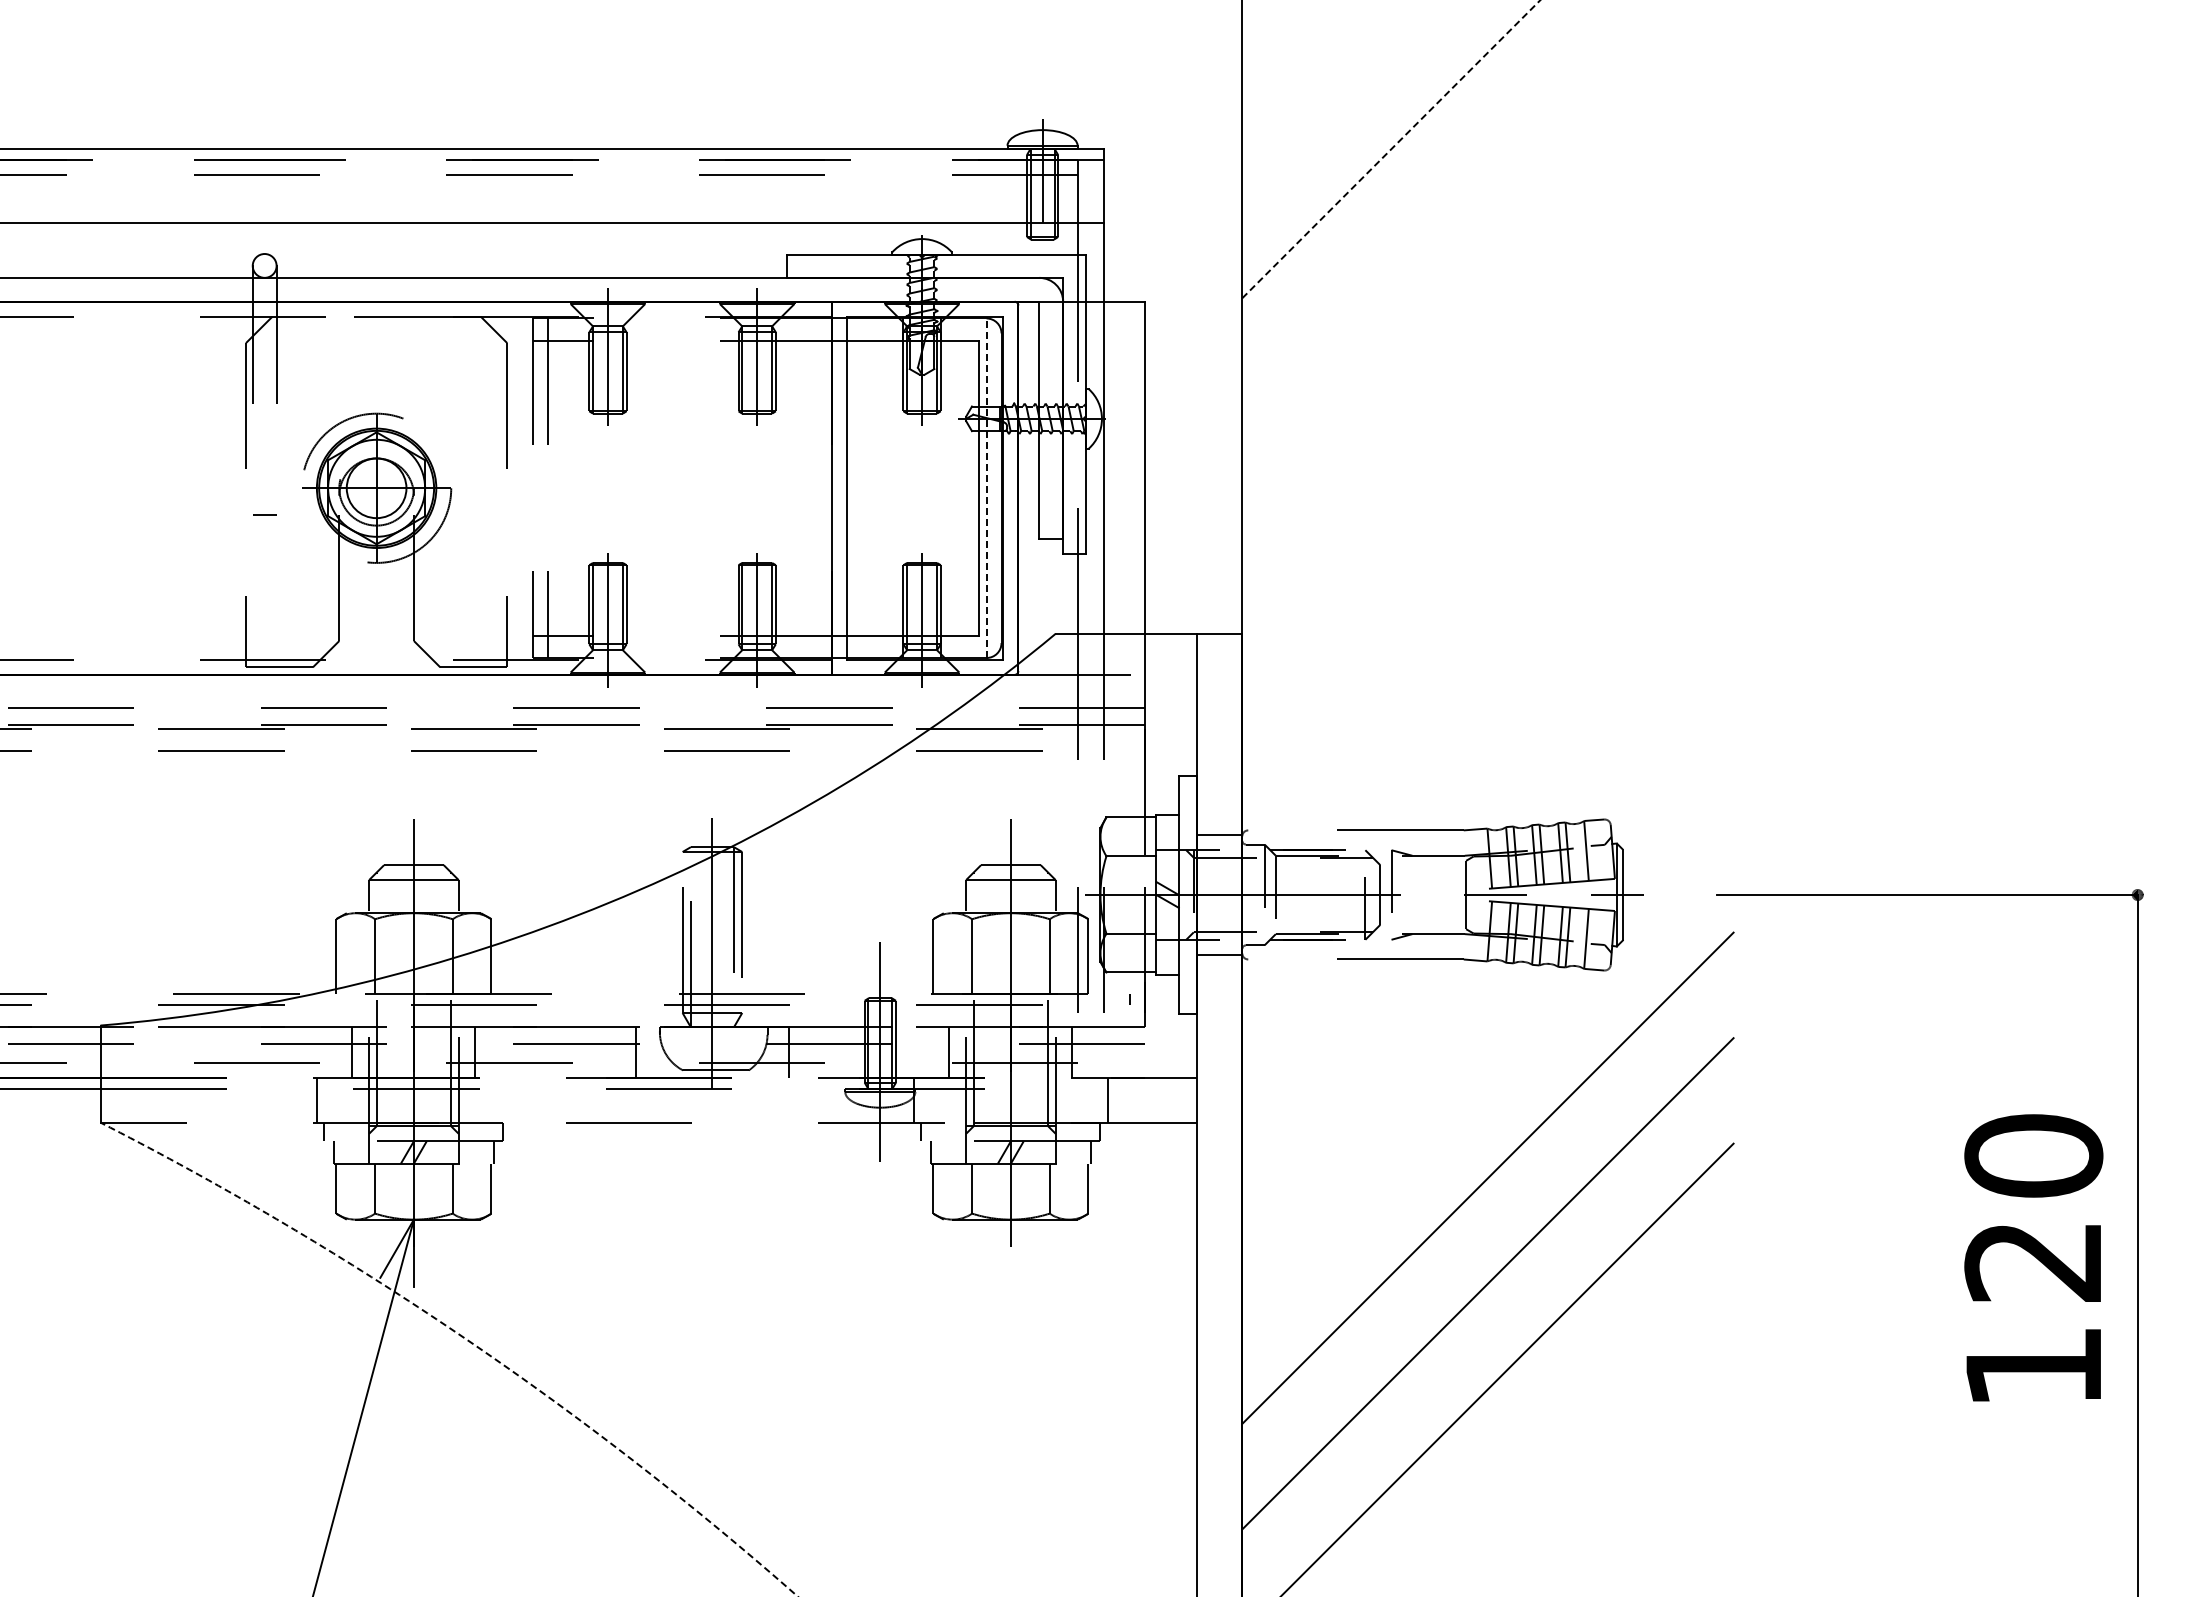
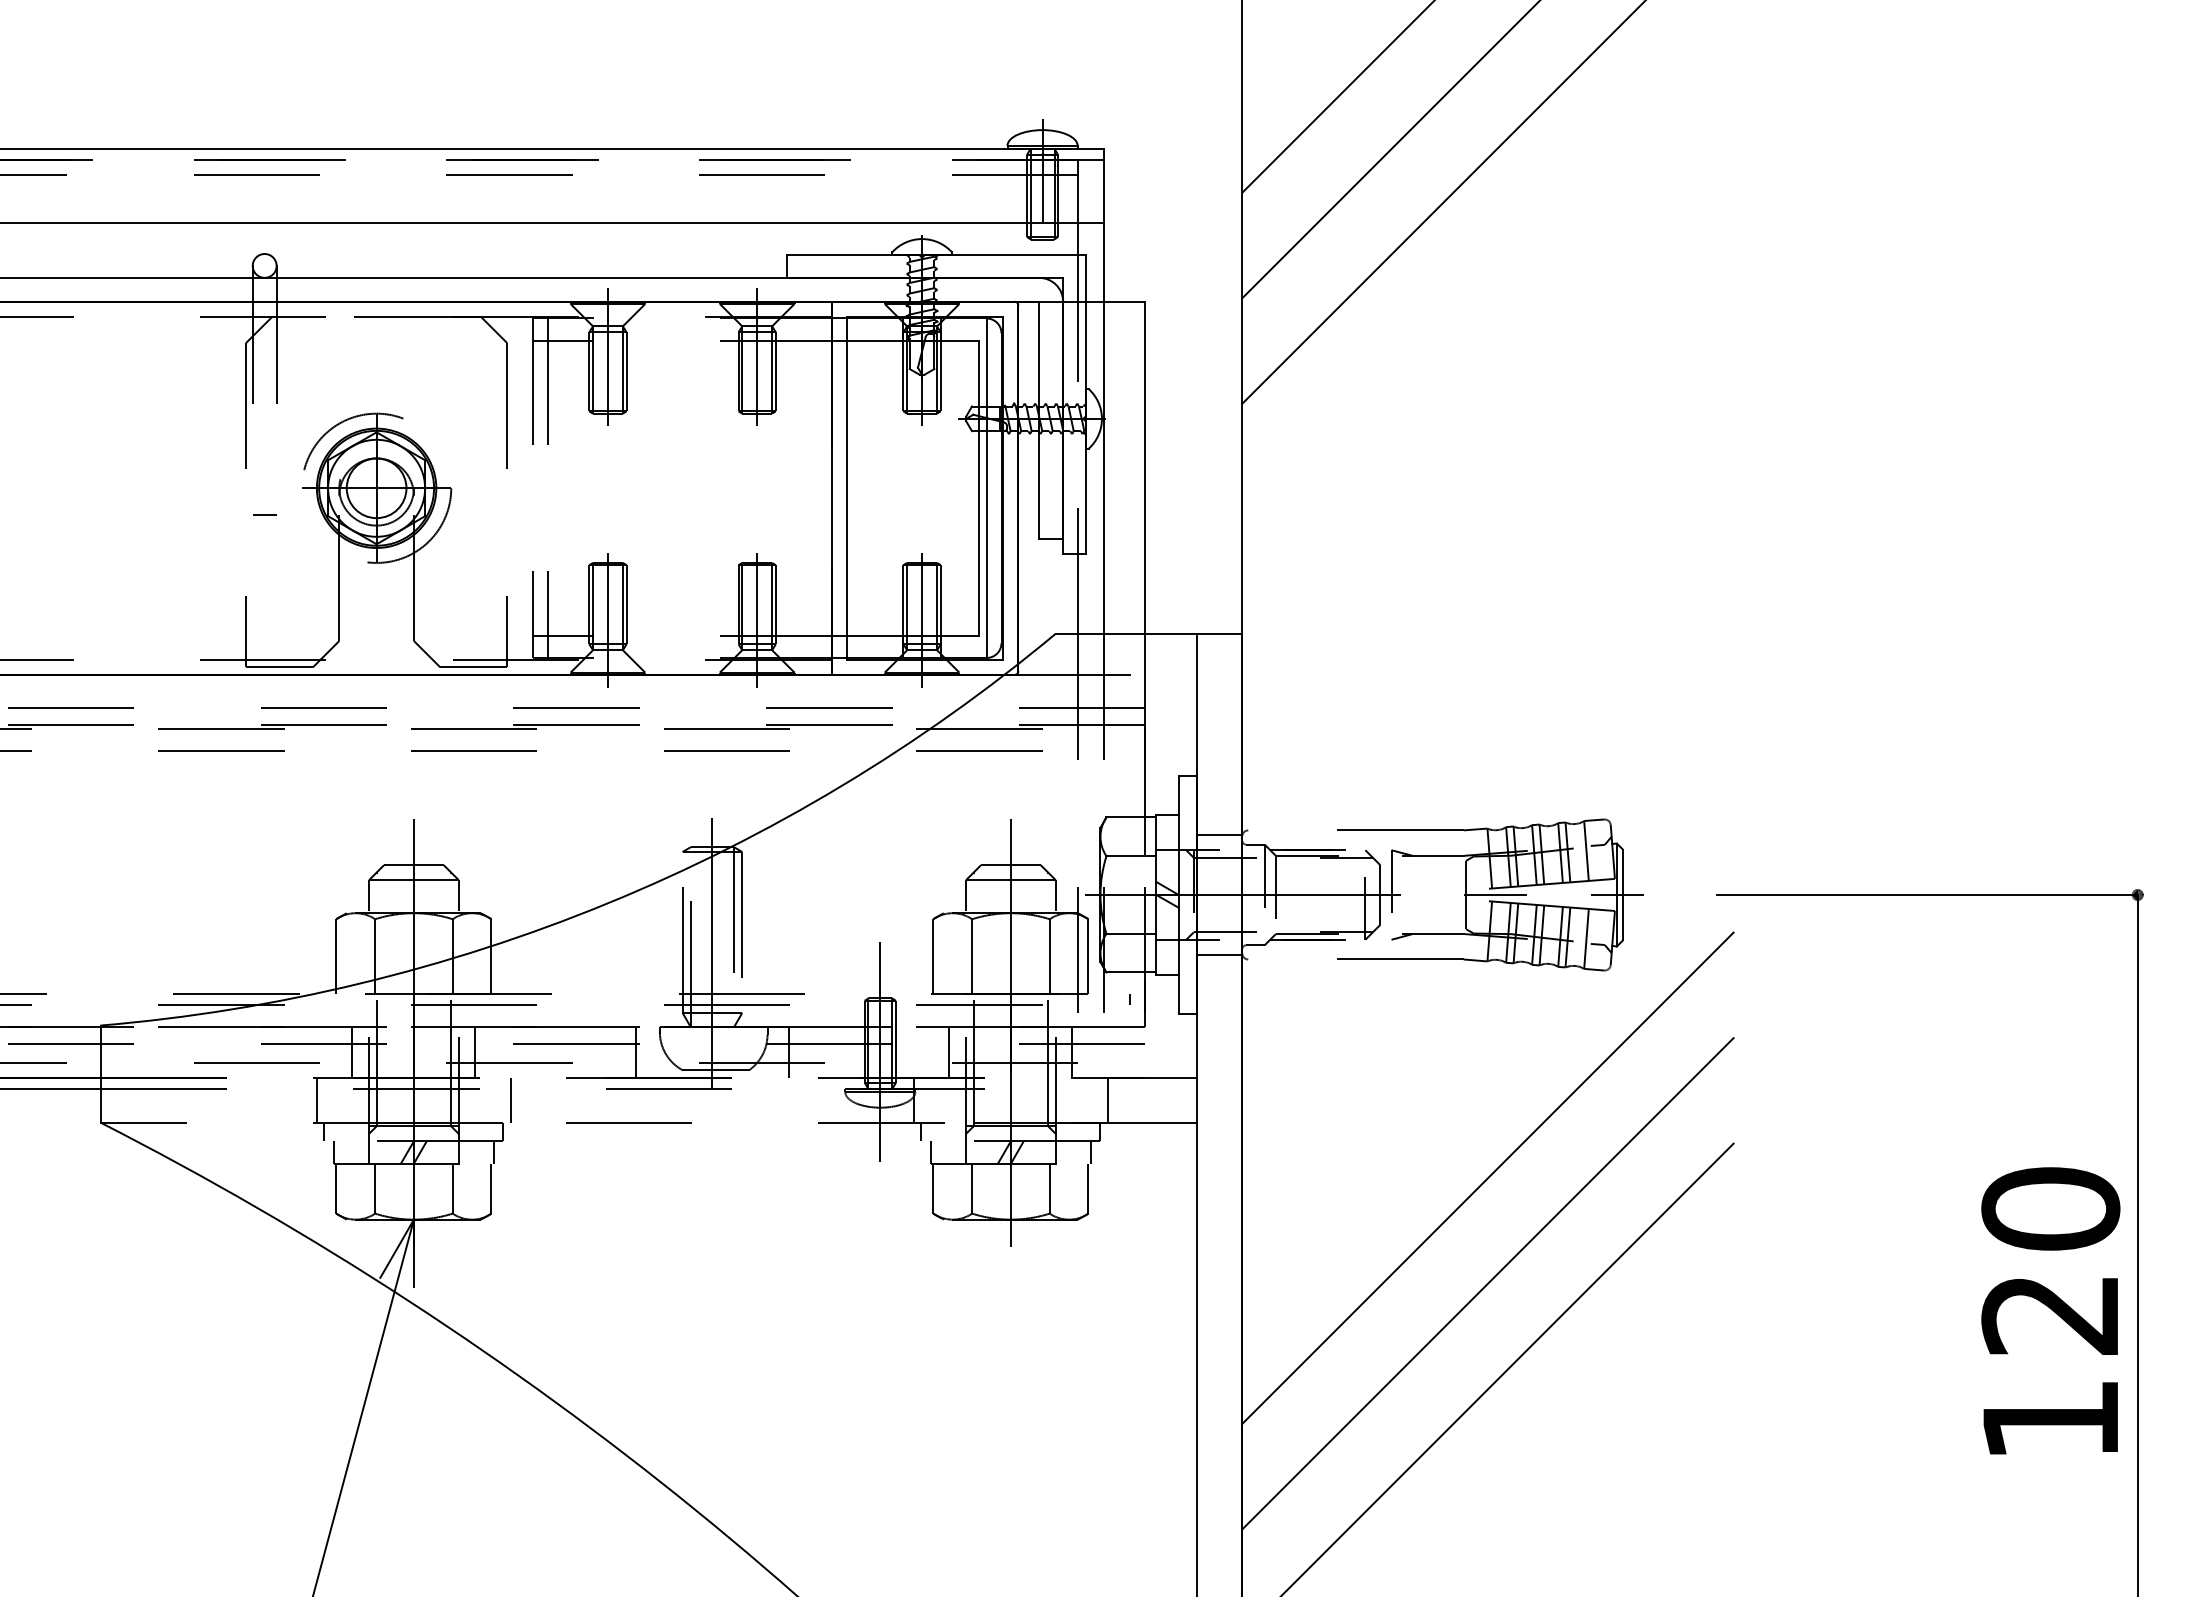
line: none -> present (1337, 97)
line: dashed -> solid (1391, 149)
line: none -> present (1442, 202)
line: dashed -> solid (986, 488)
line: none -> present (510, 1099)
text position: (2033, 1257) -> (2050, 1310) (2050, 1310)
arc: dashed -> solid (464, 1338)
